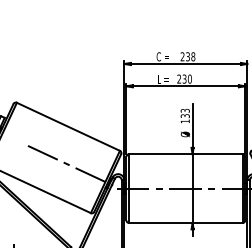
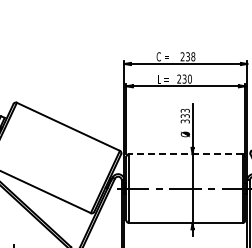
text: 133 -> 333 (184, 121)
line: solid -> dashed (185, 154)
line: present -> none (70, 165)
